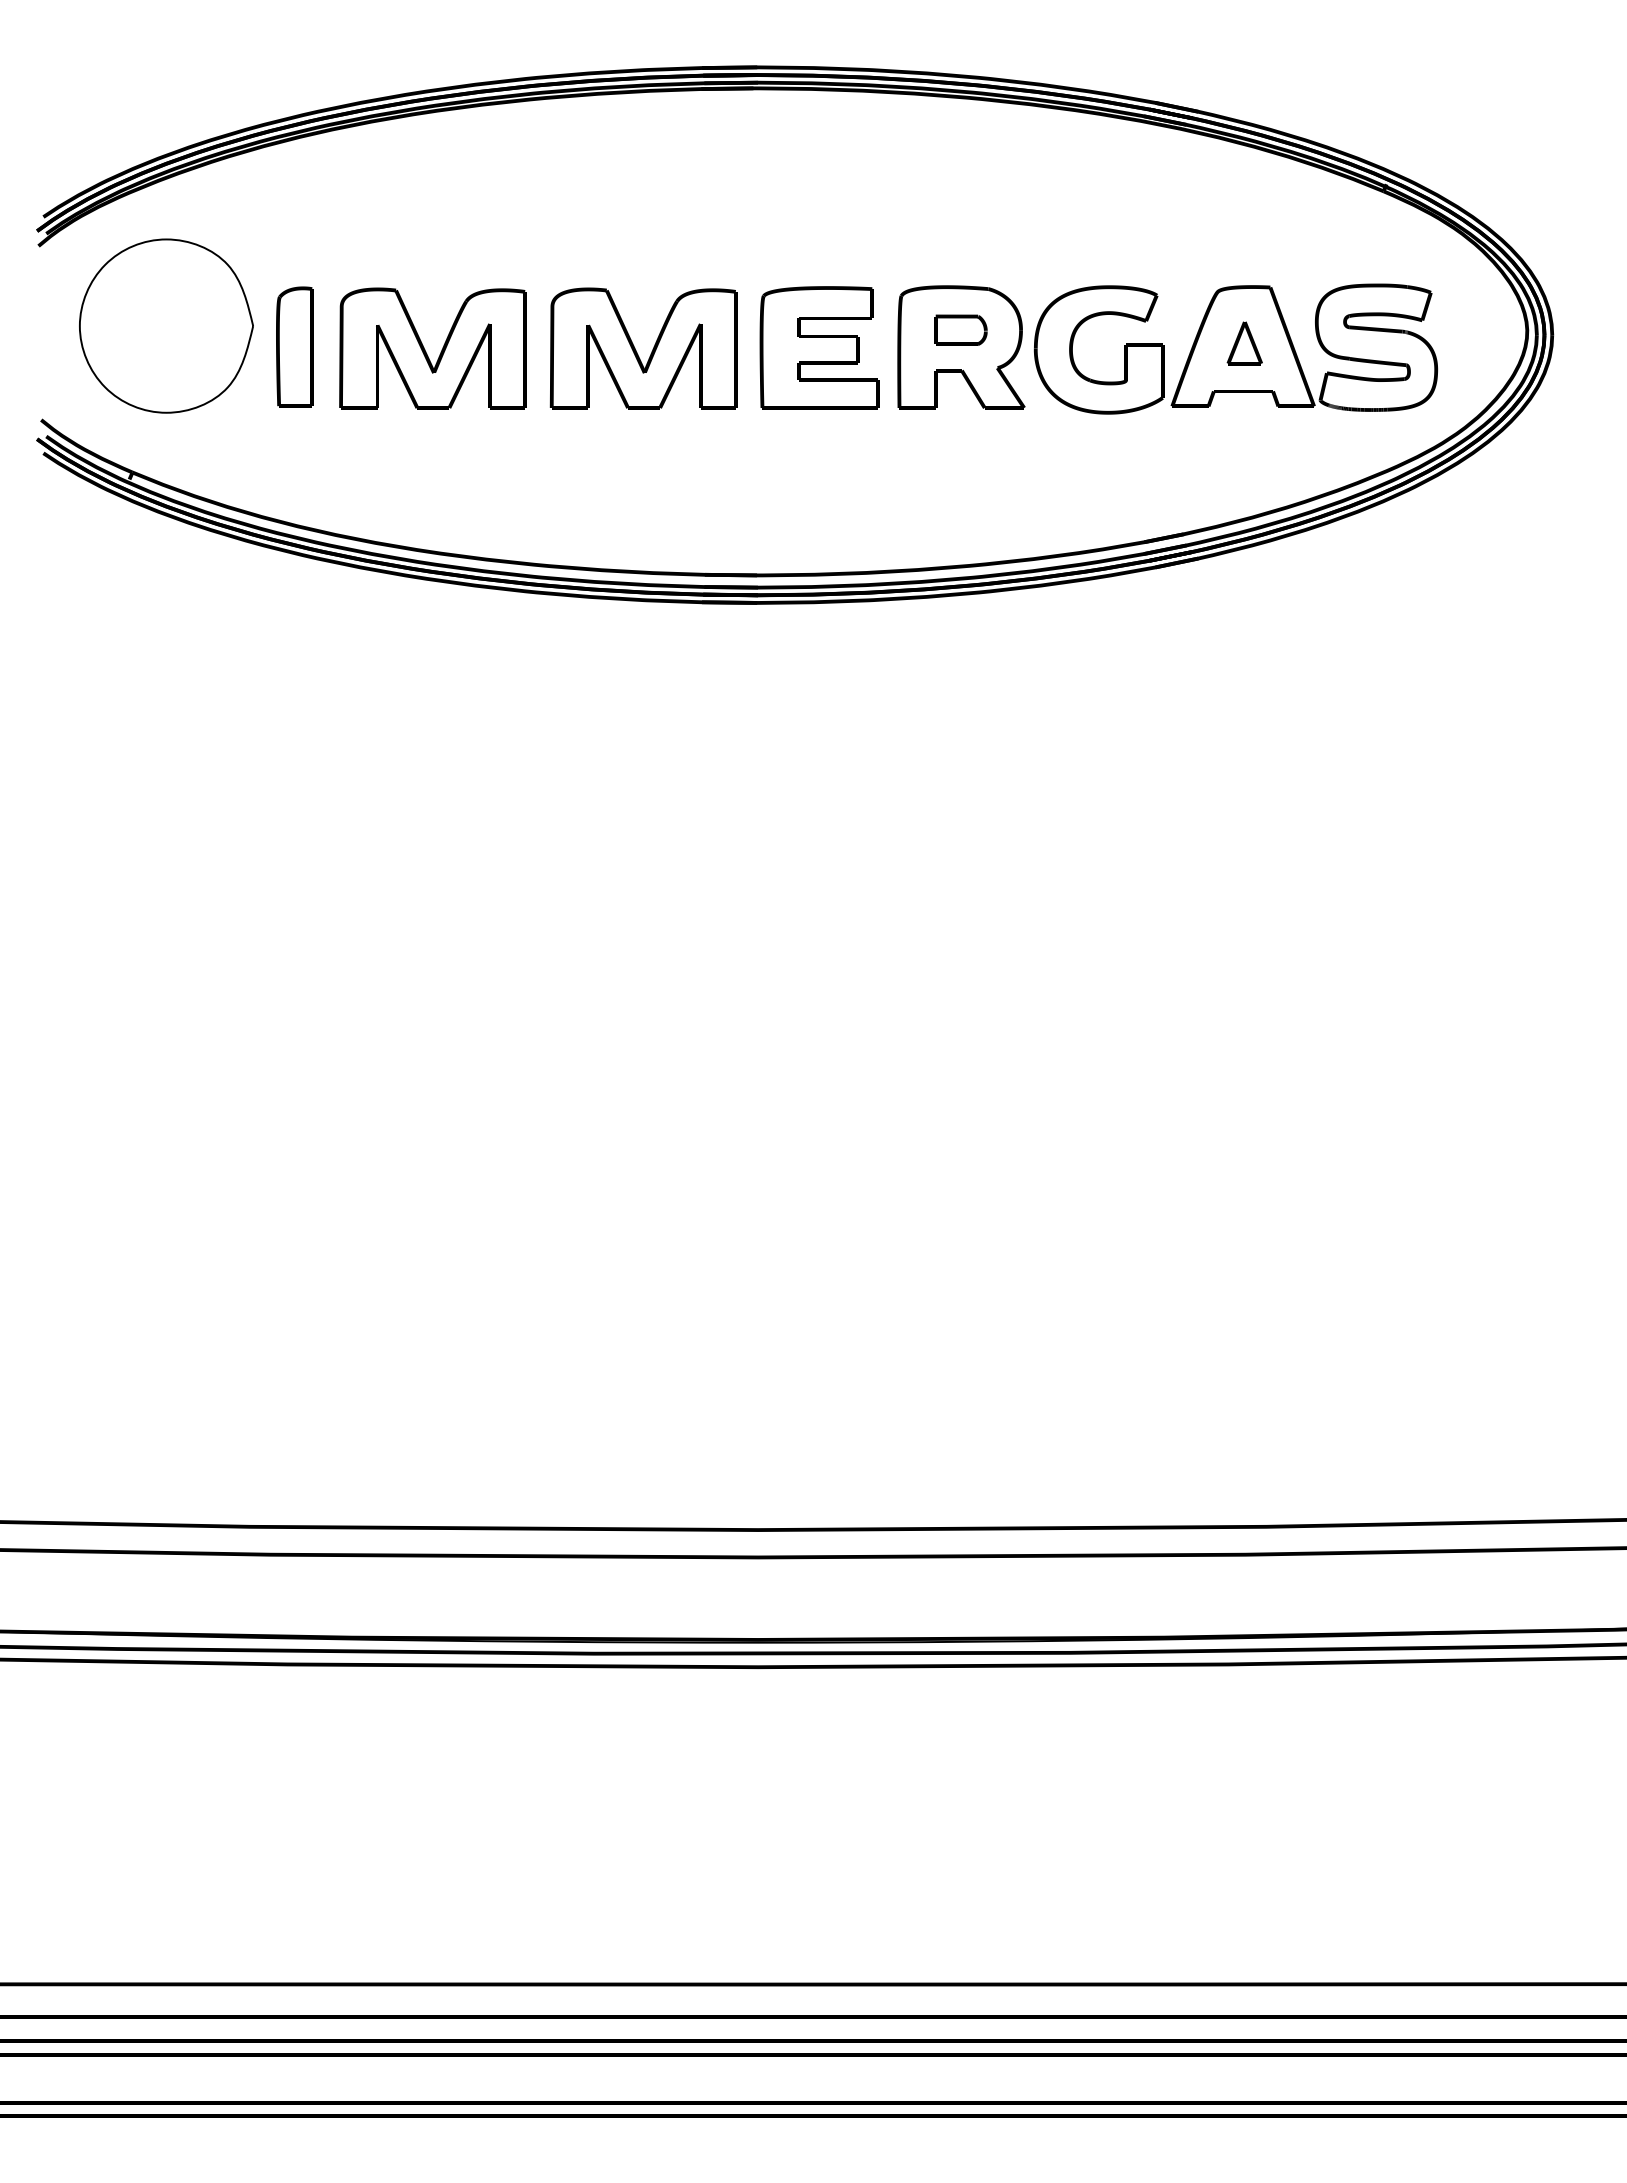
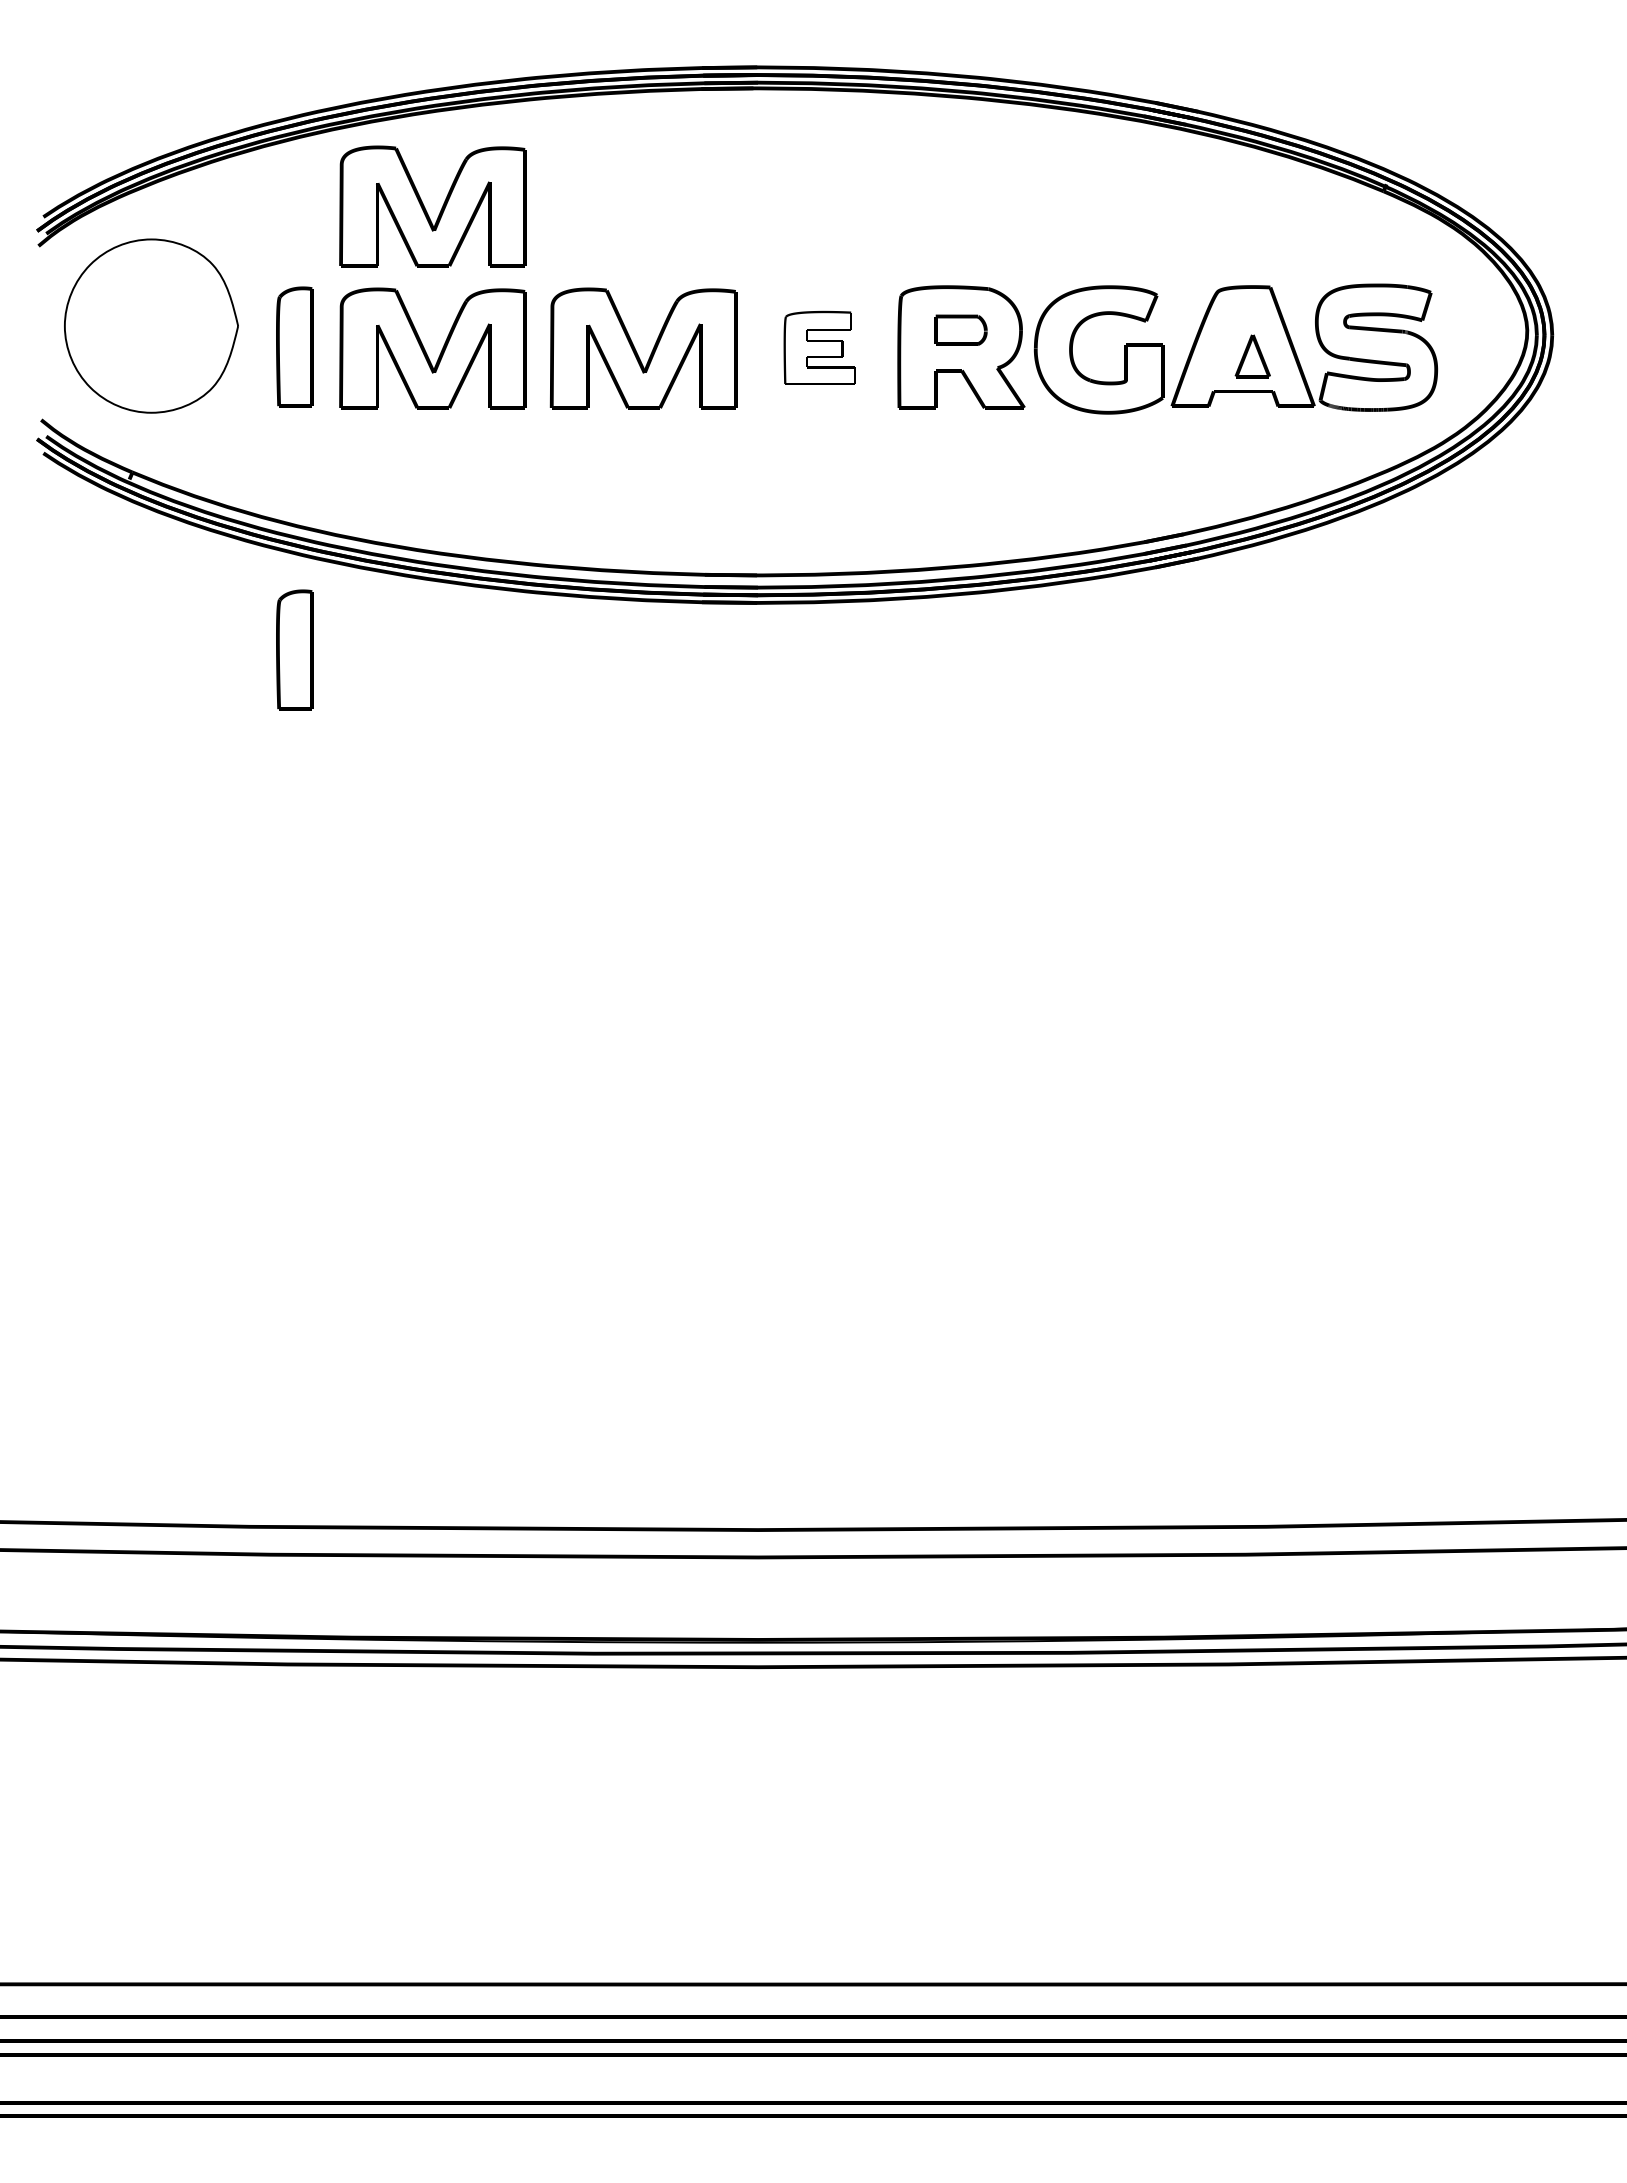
part: none -> present (426, 209)
part position: (166, 325) -> (151, 325) (151, 325)
part position: (1244, 343) -> (1252, 356) (1252, 356)
part size: 121x124 px -> 73x75 px (819, 347)
part: none -> present (294, 649)
